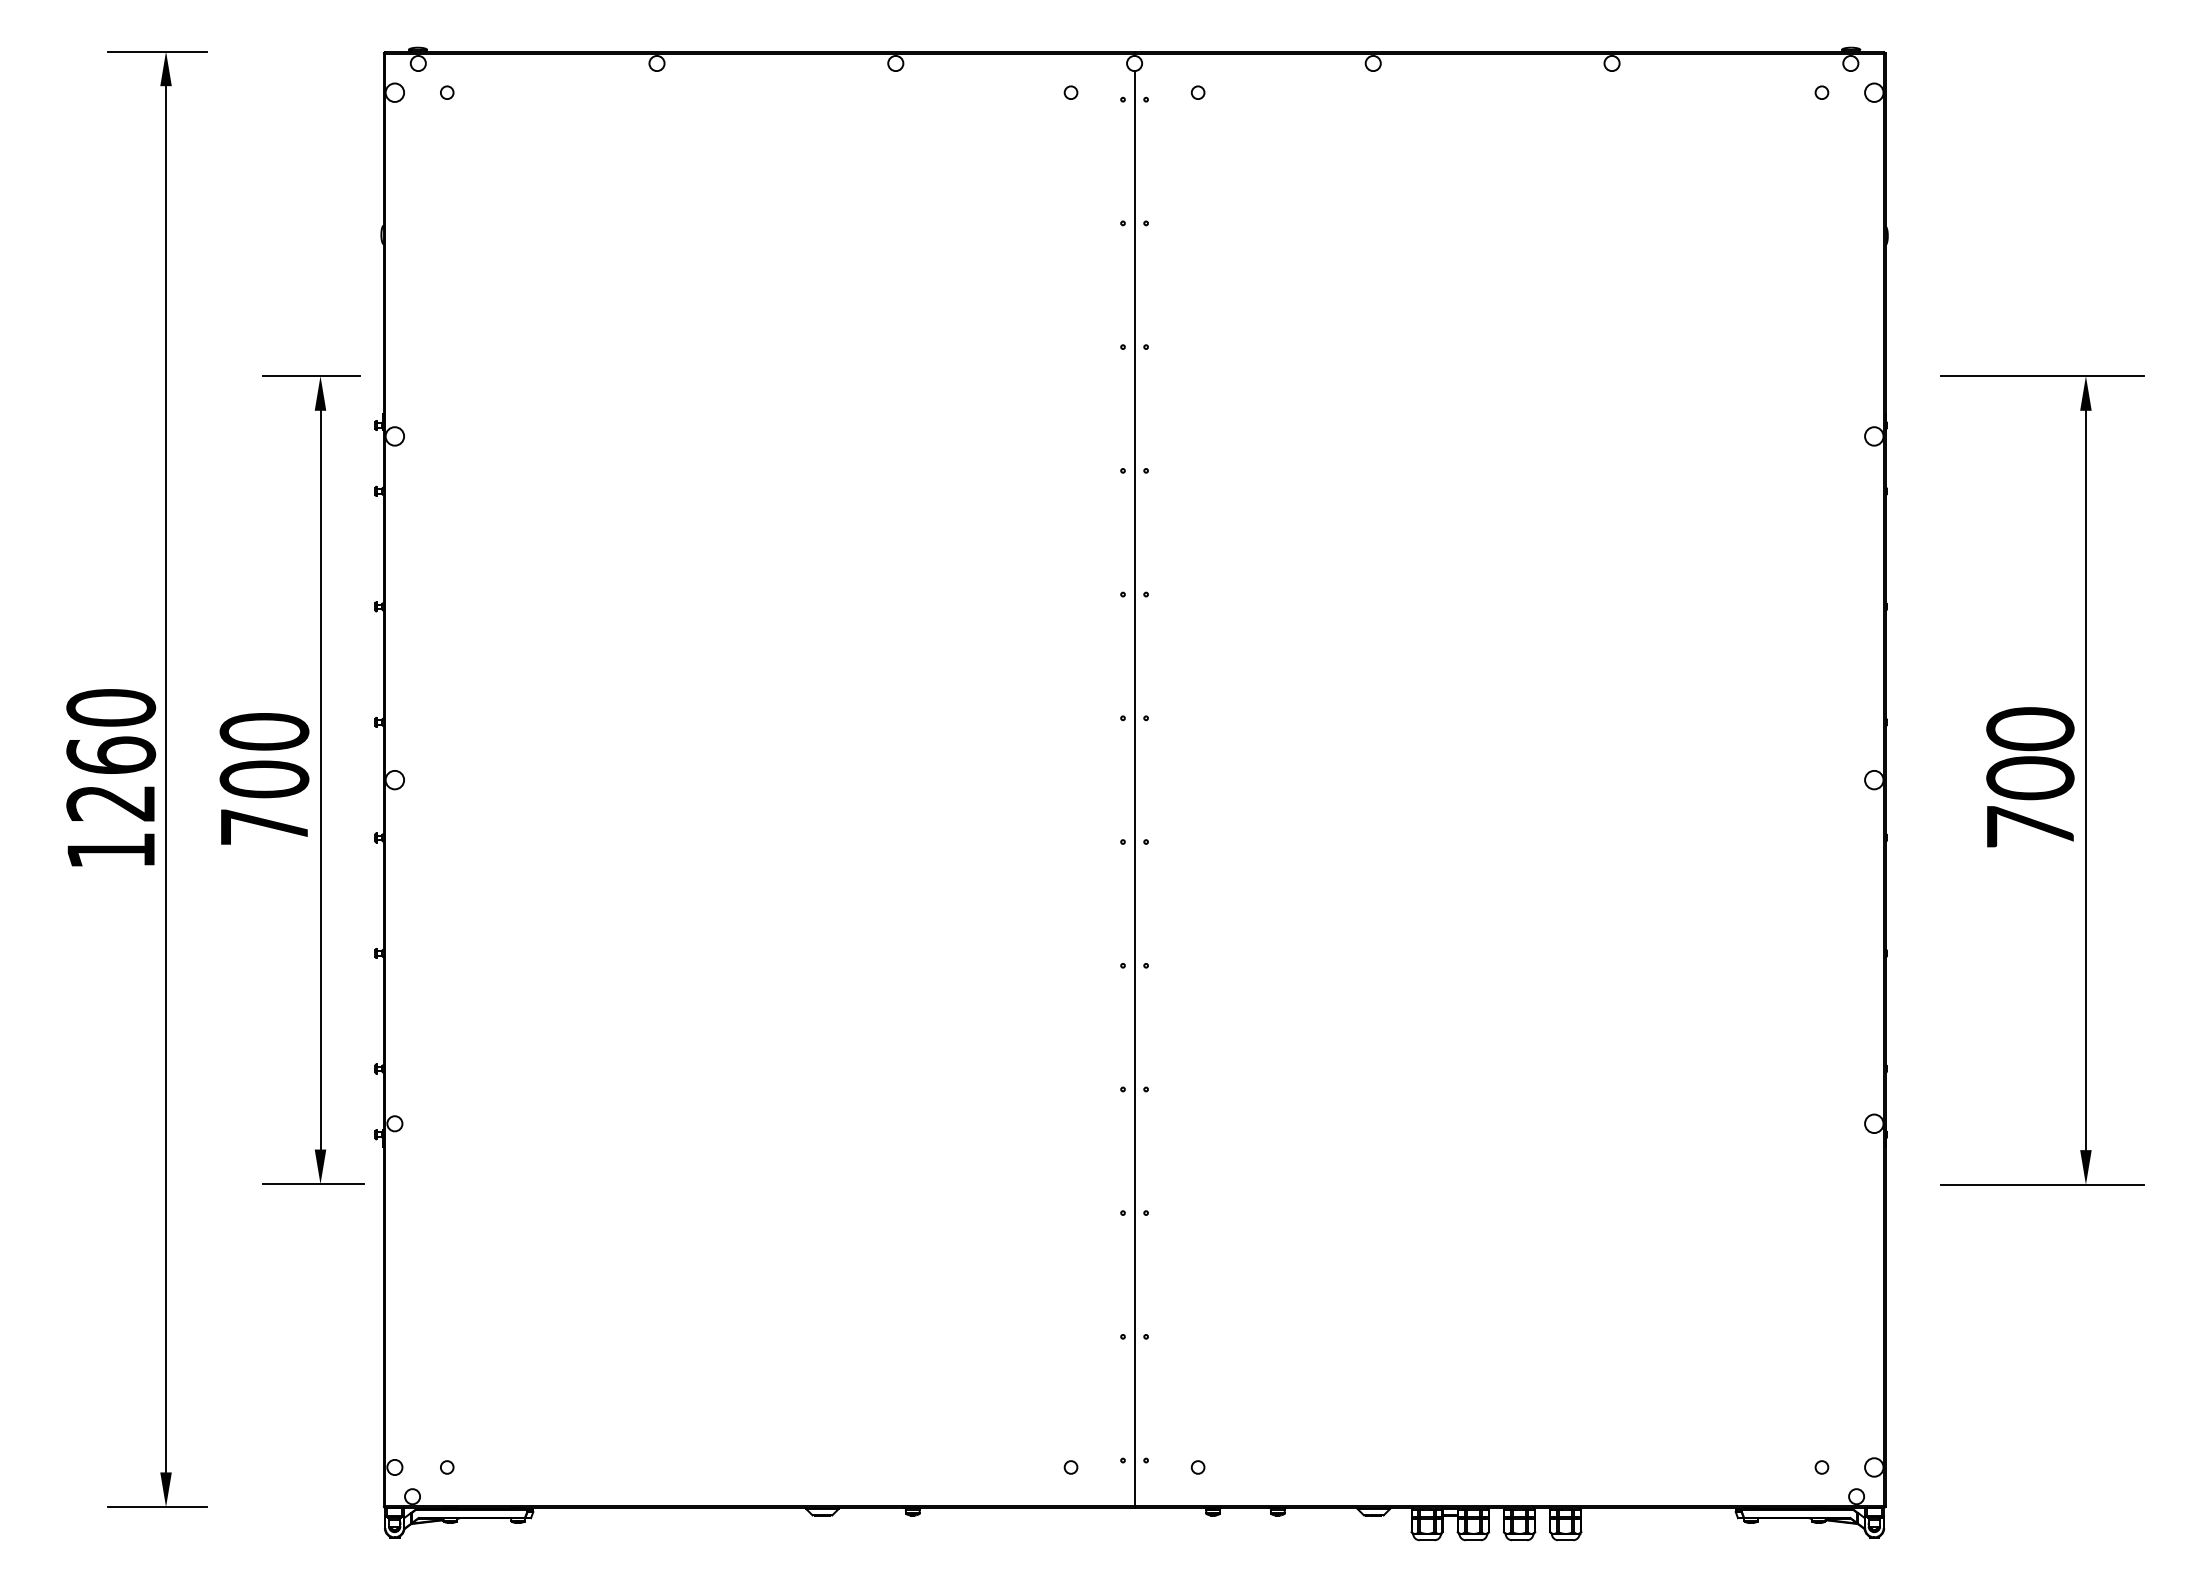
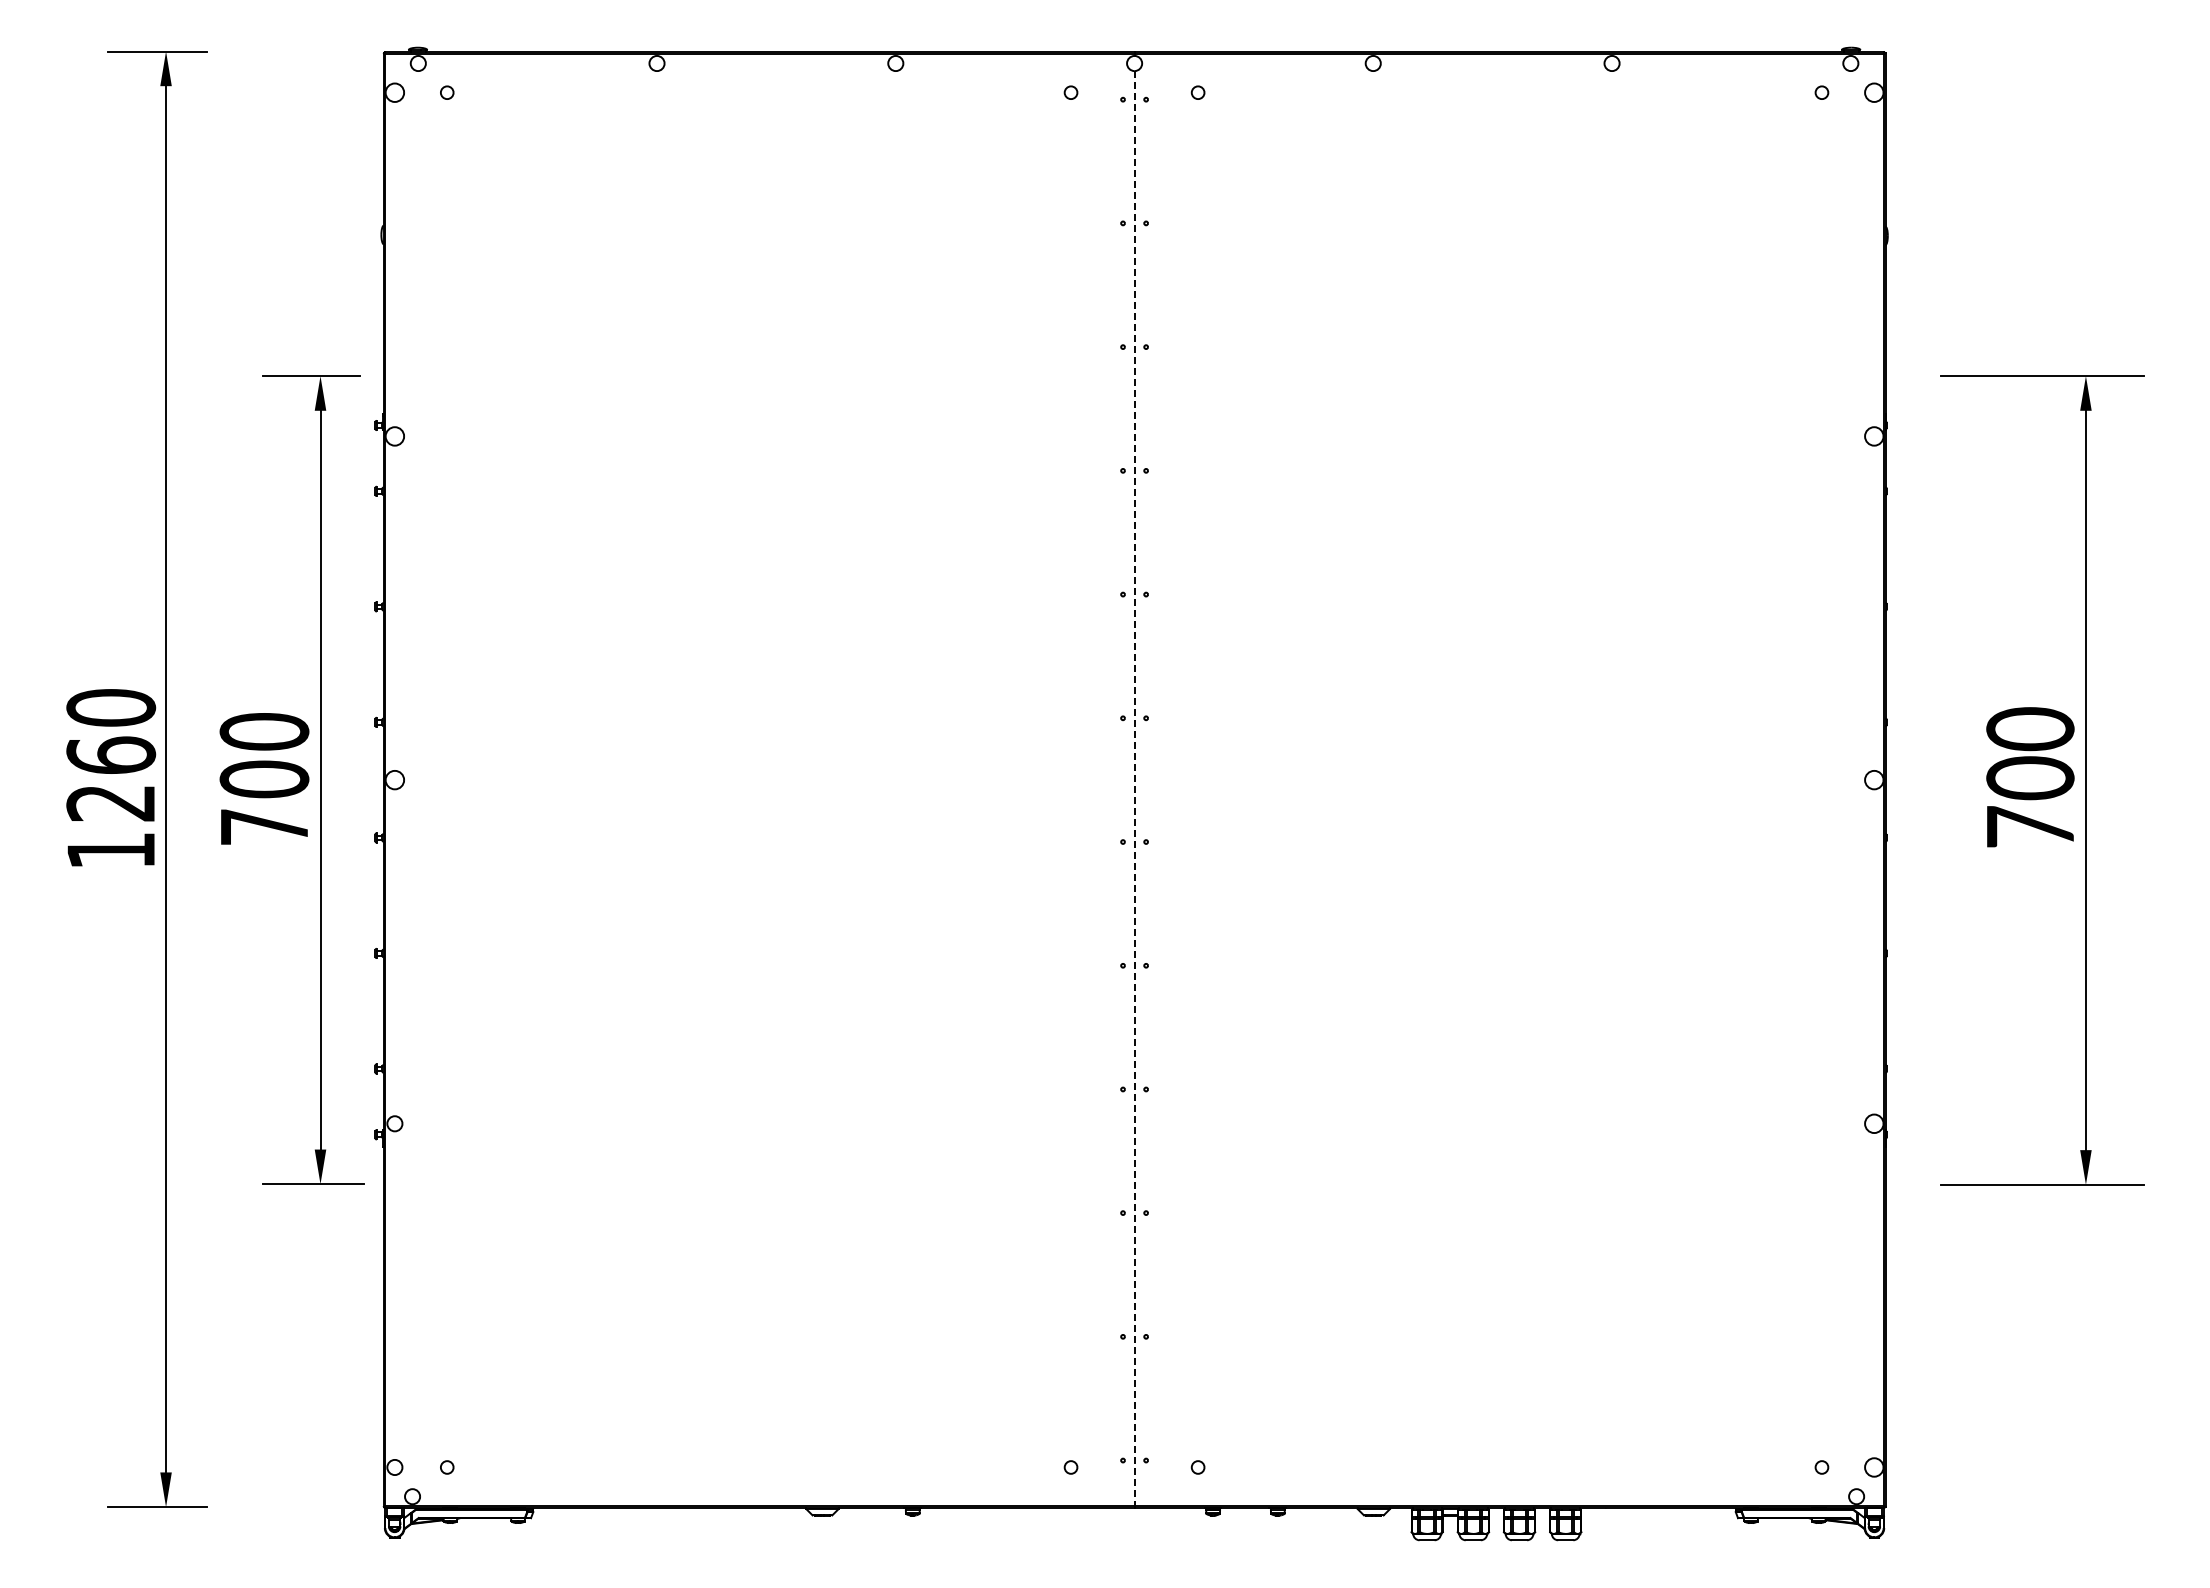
line: solid -> dashed (1134, 788)
